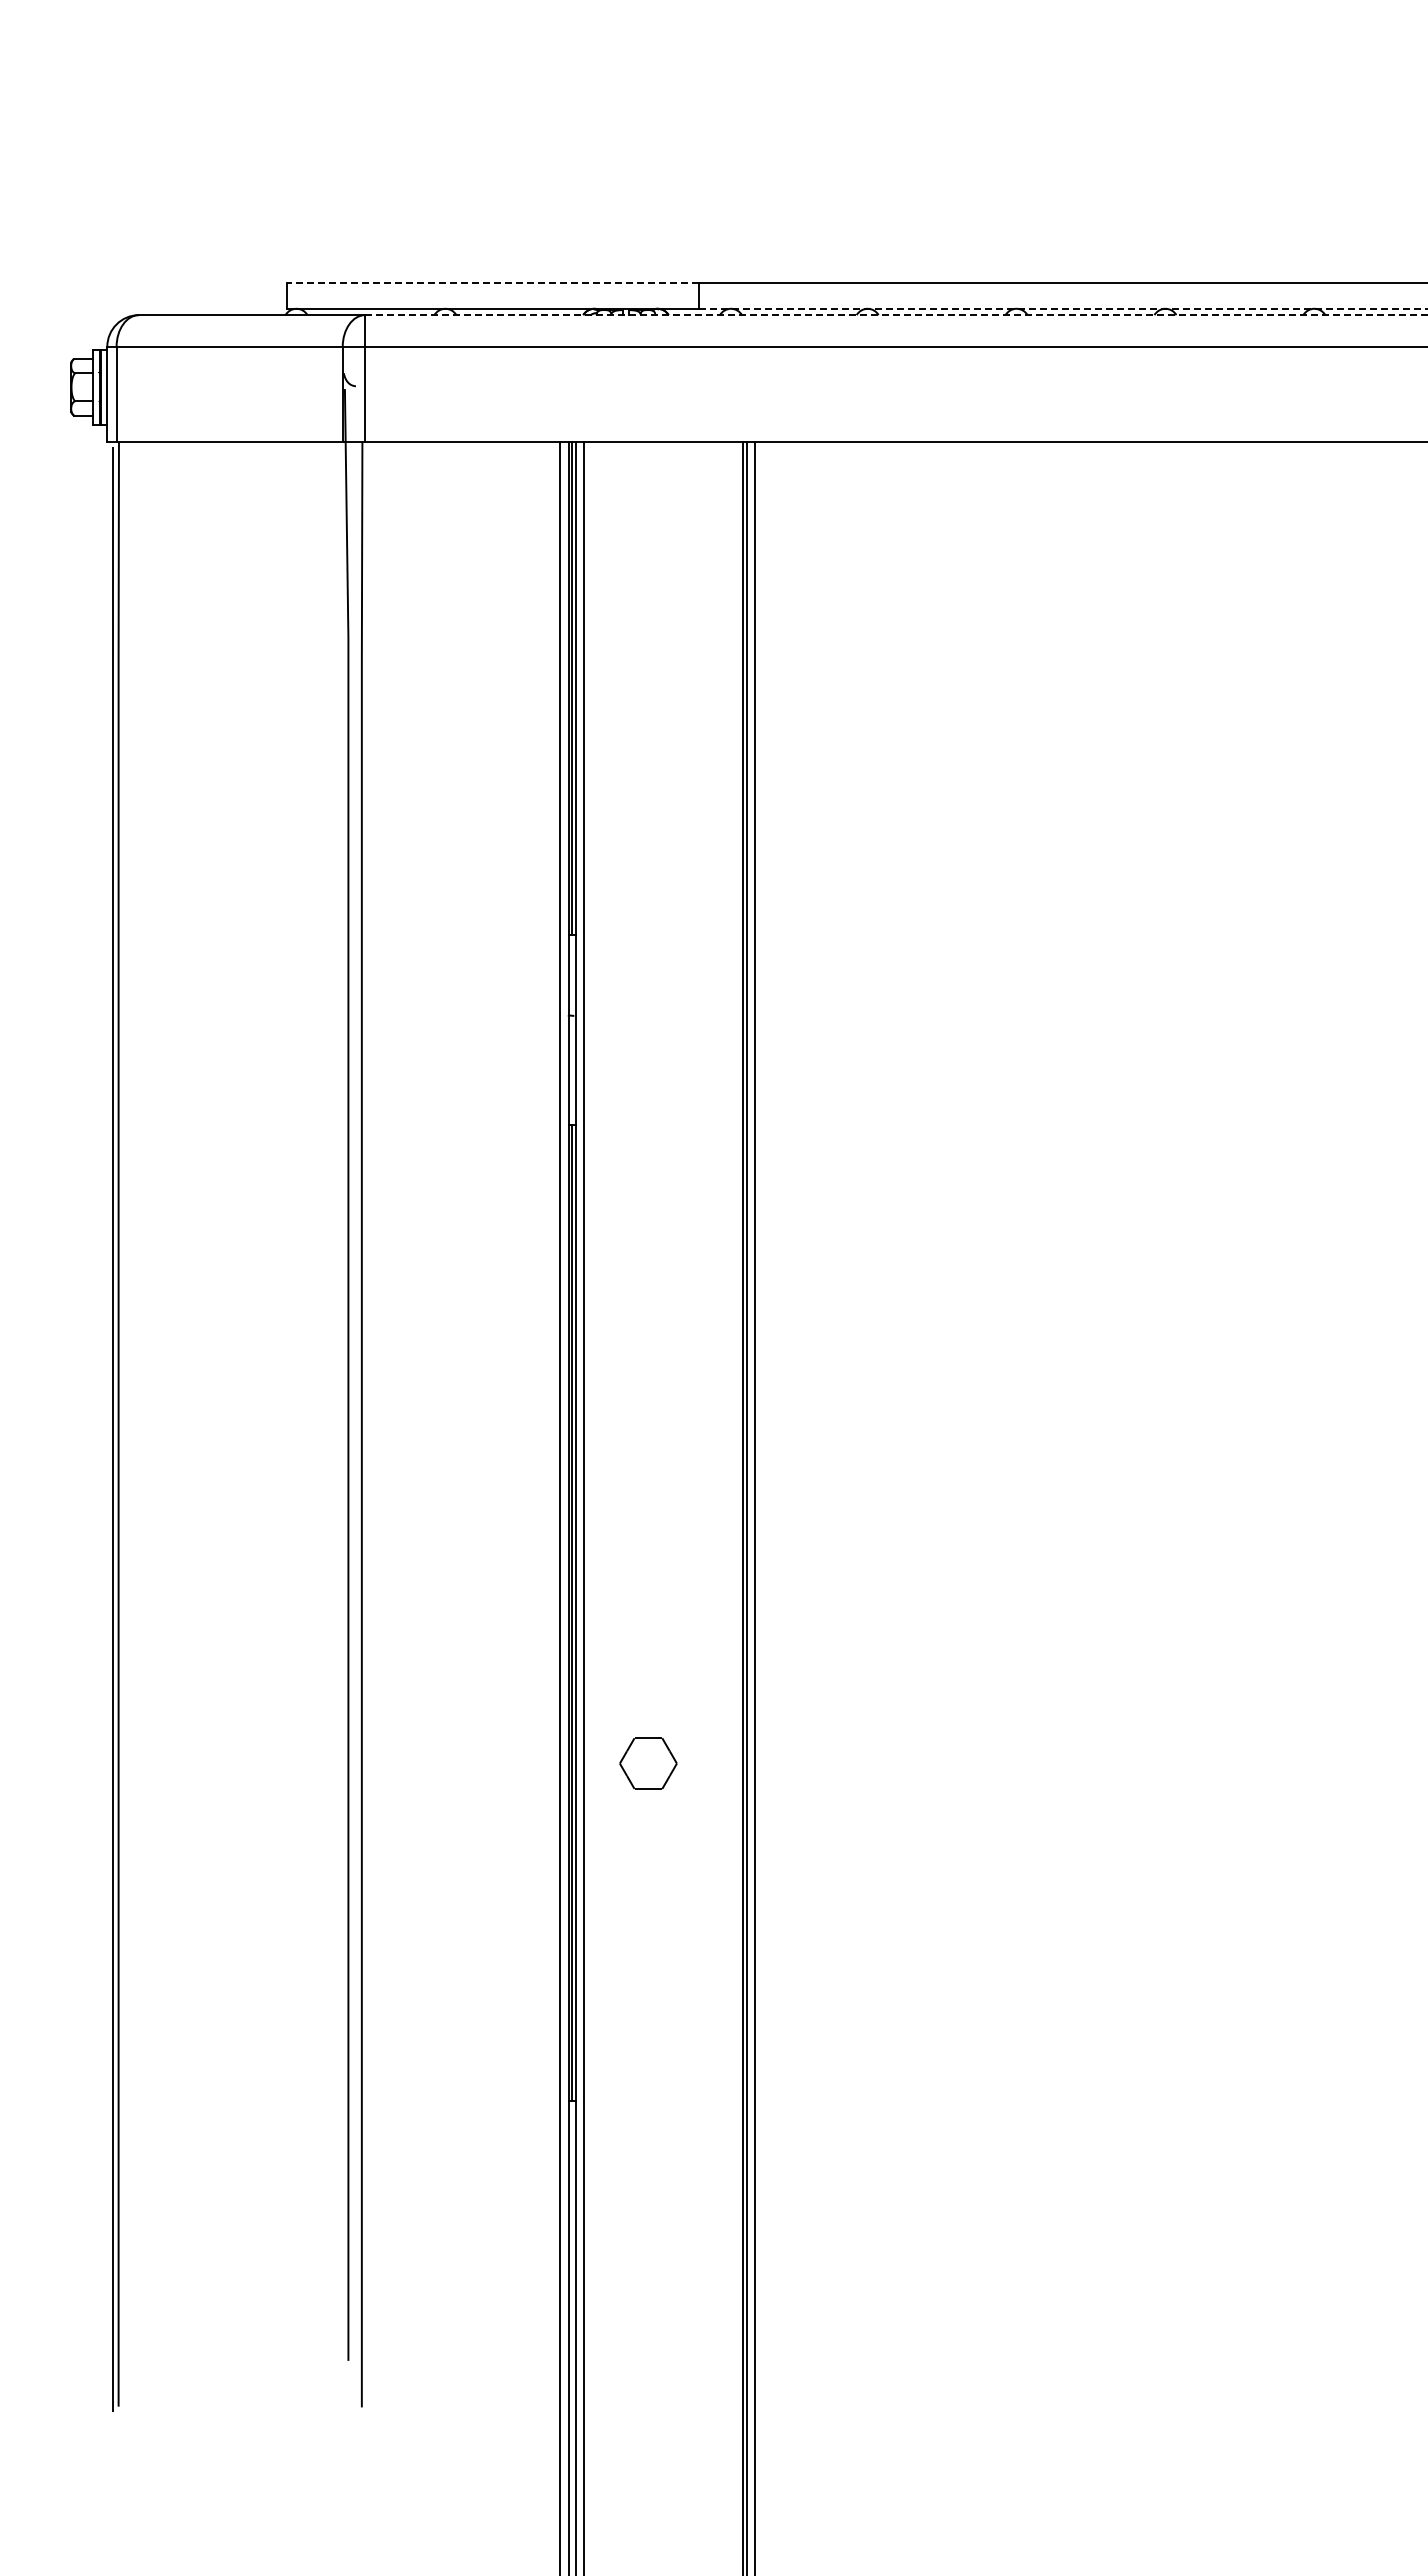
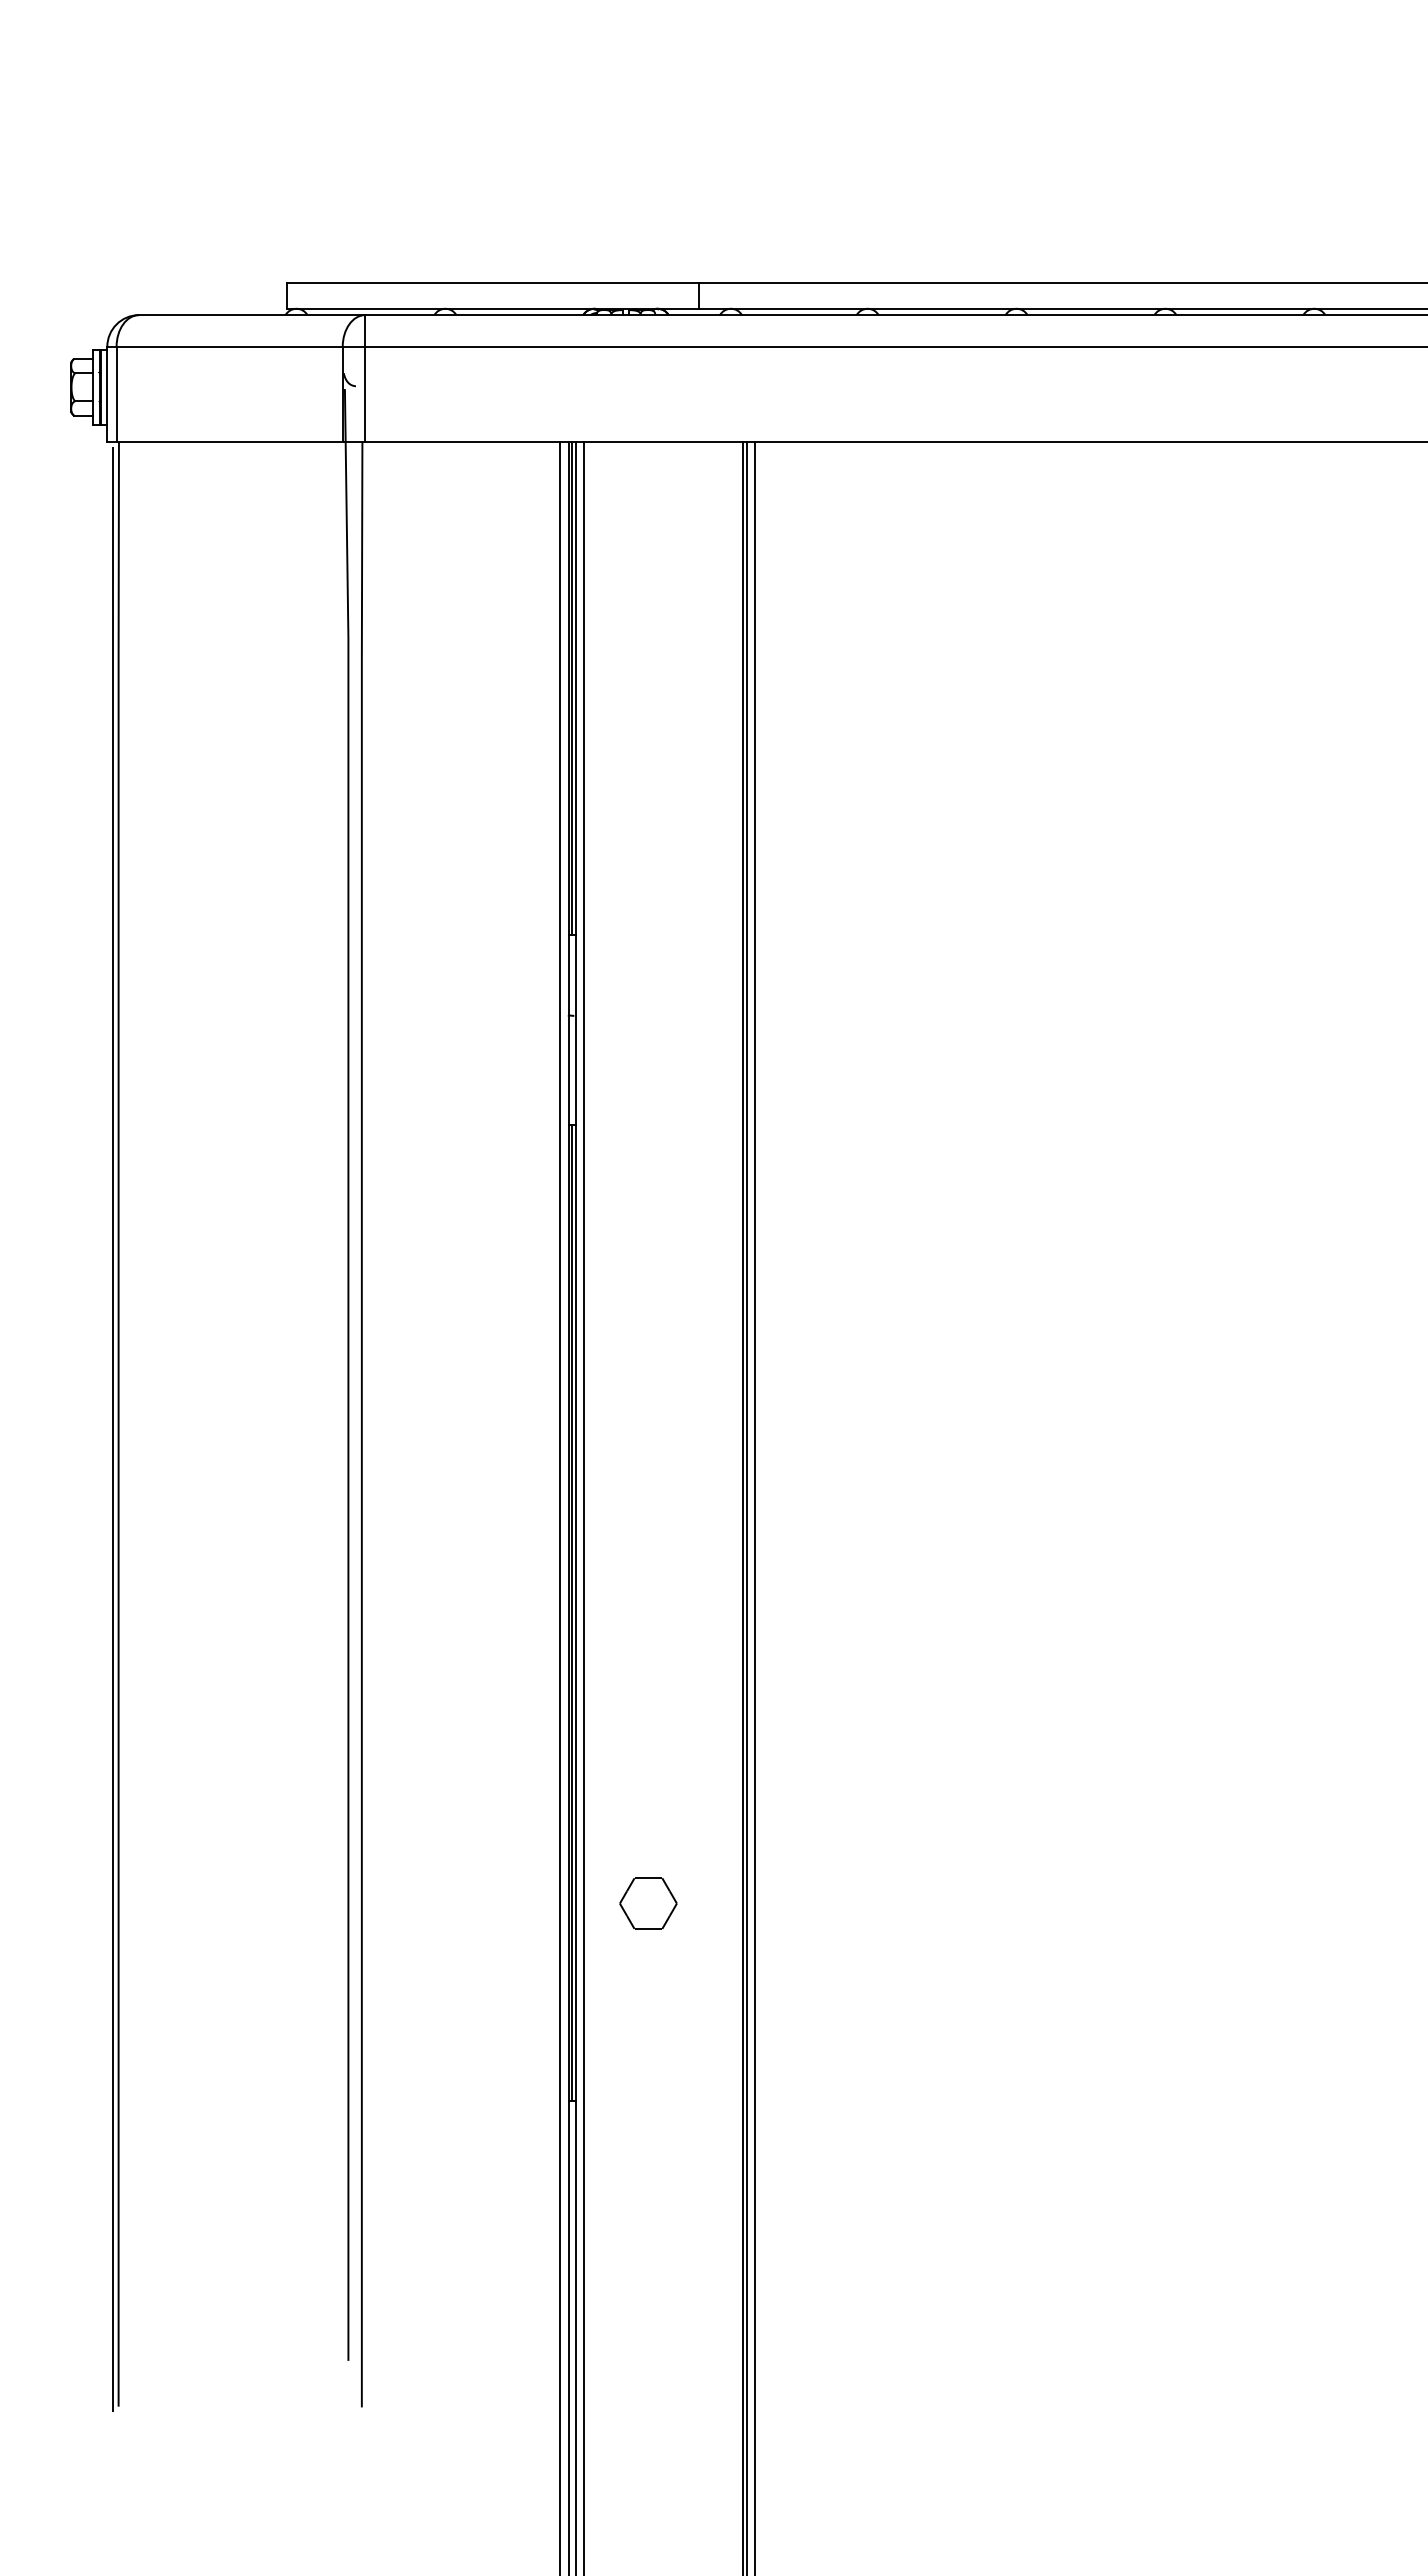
line: dashed -> solid (493, 283)
line: dashed -> solid (1063, 308)
line: dashed -> solid (896, 315)
part position: (648, 1763) -> (648, 1903) (648, 1903)
